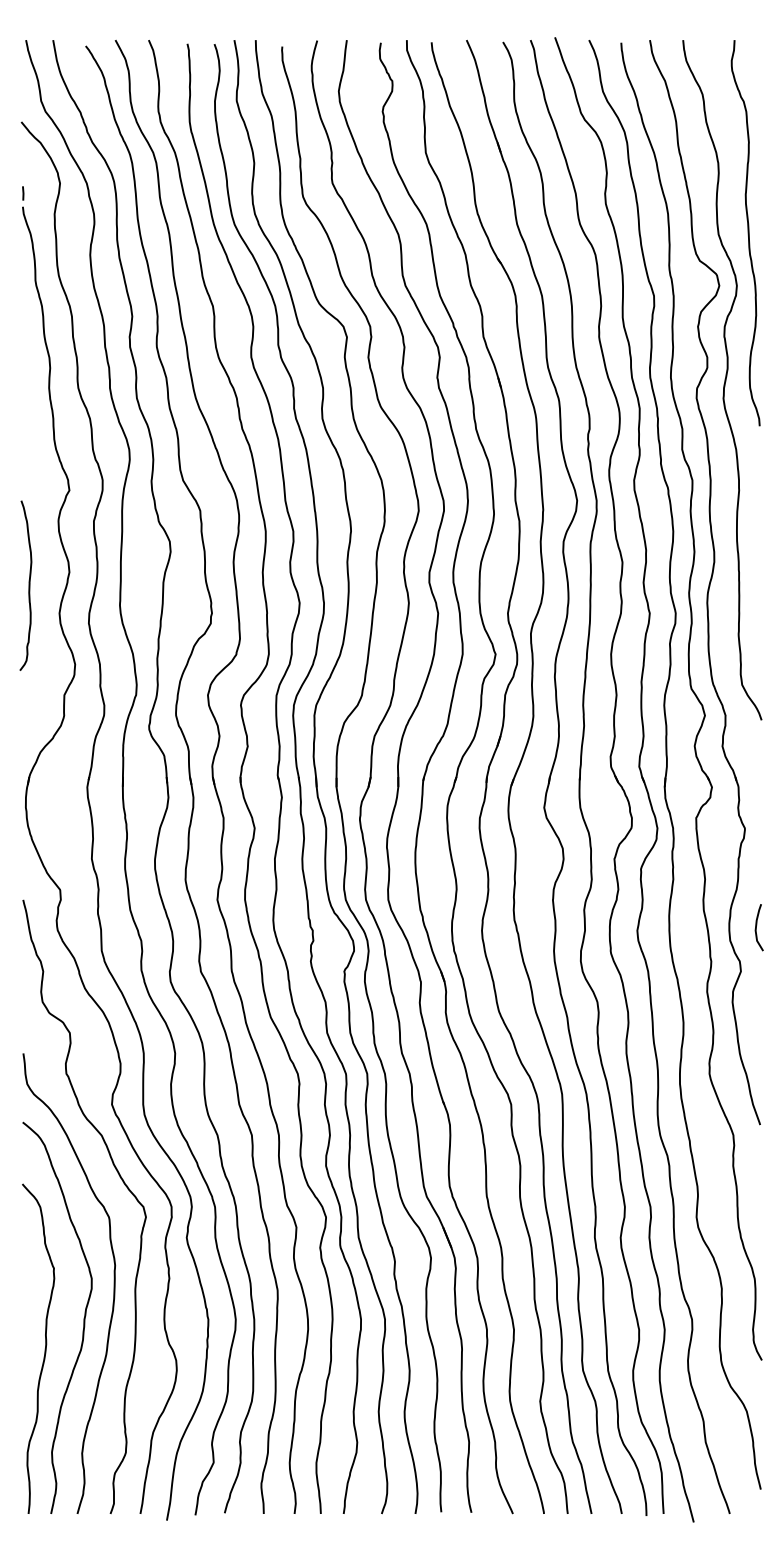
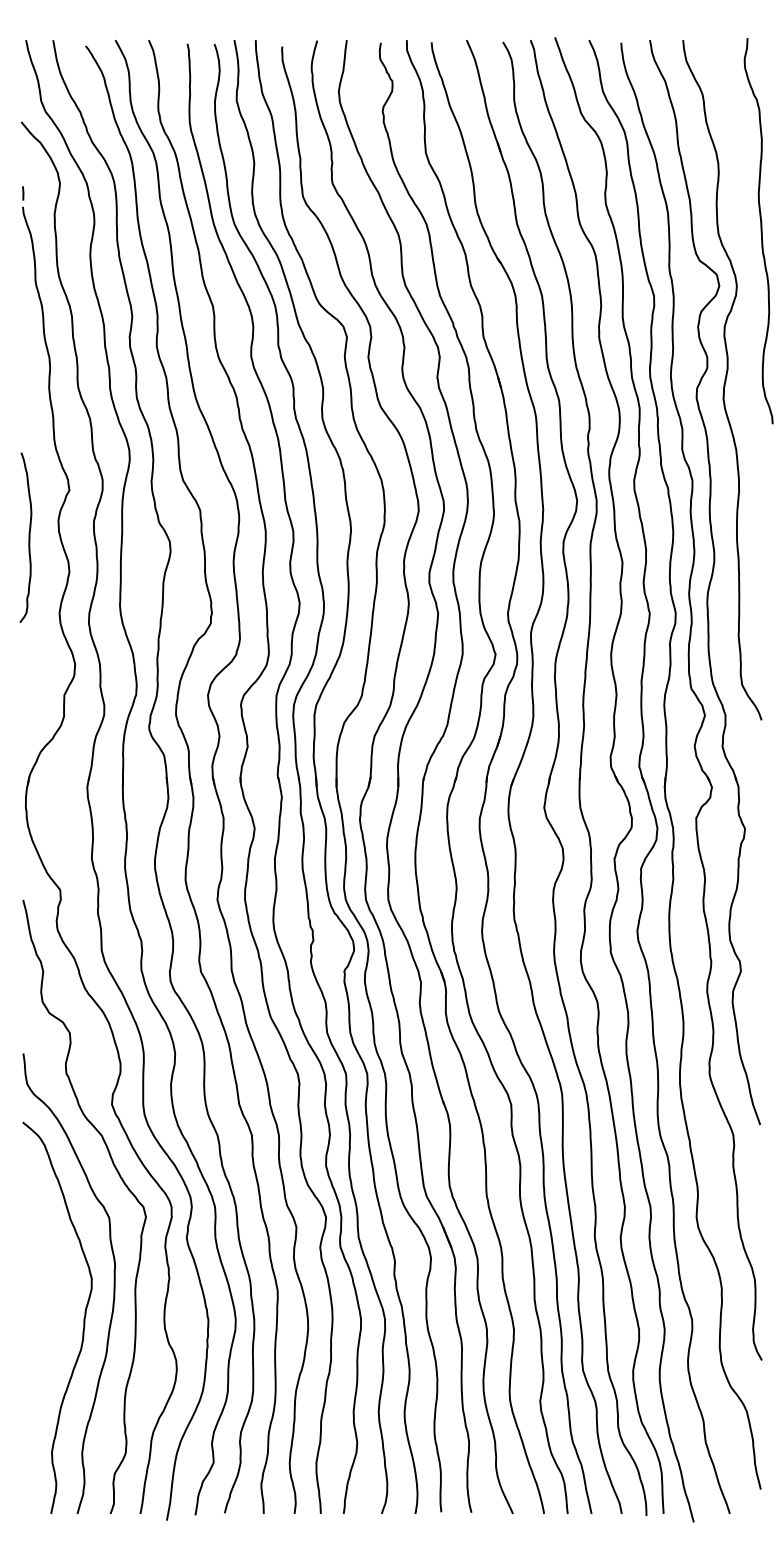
curve position: (747, 233) -> (760, 231) (760, 231)
curve position: (28, 585) -> (28, 537) (28, 537)
curve: present -> none (756, 927)
curve: present -> none (44, 1349)
